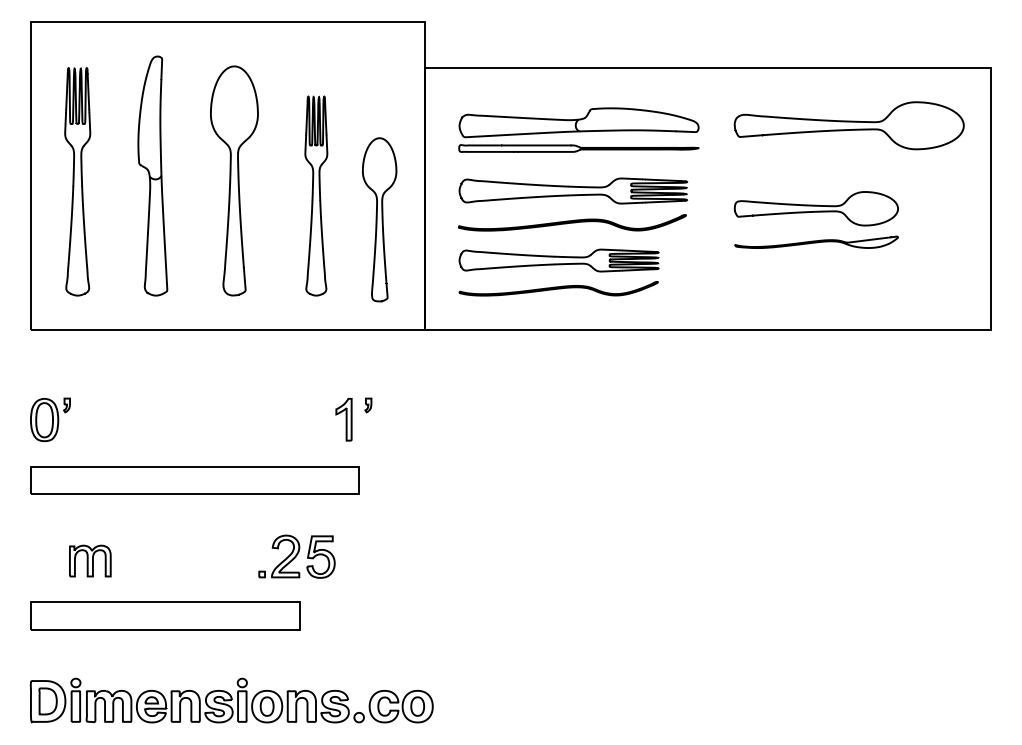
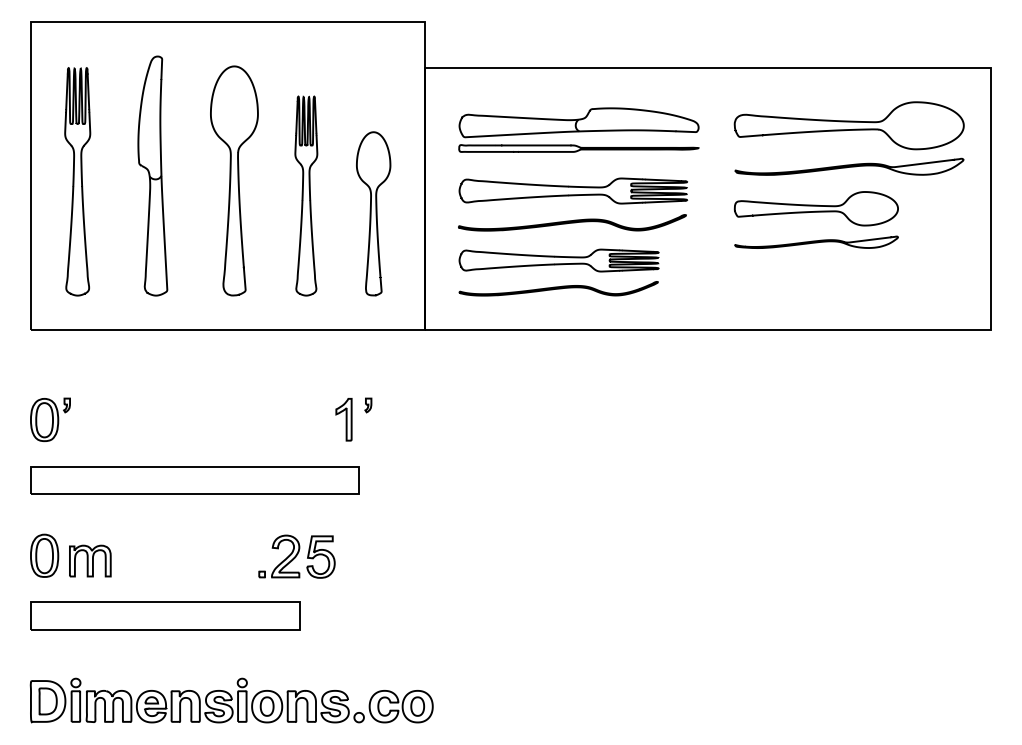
part: none -> present (849, 166)
part position: (316, 195) -> (306, 195) (306, 195)
part position: (379, 219) -> (373, 213) (373, 213)
part: none -> present (44, 555)
